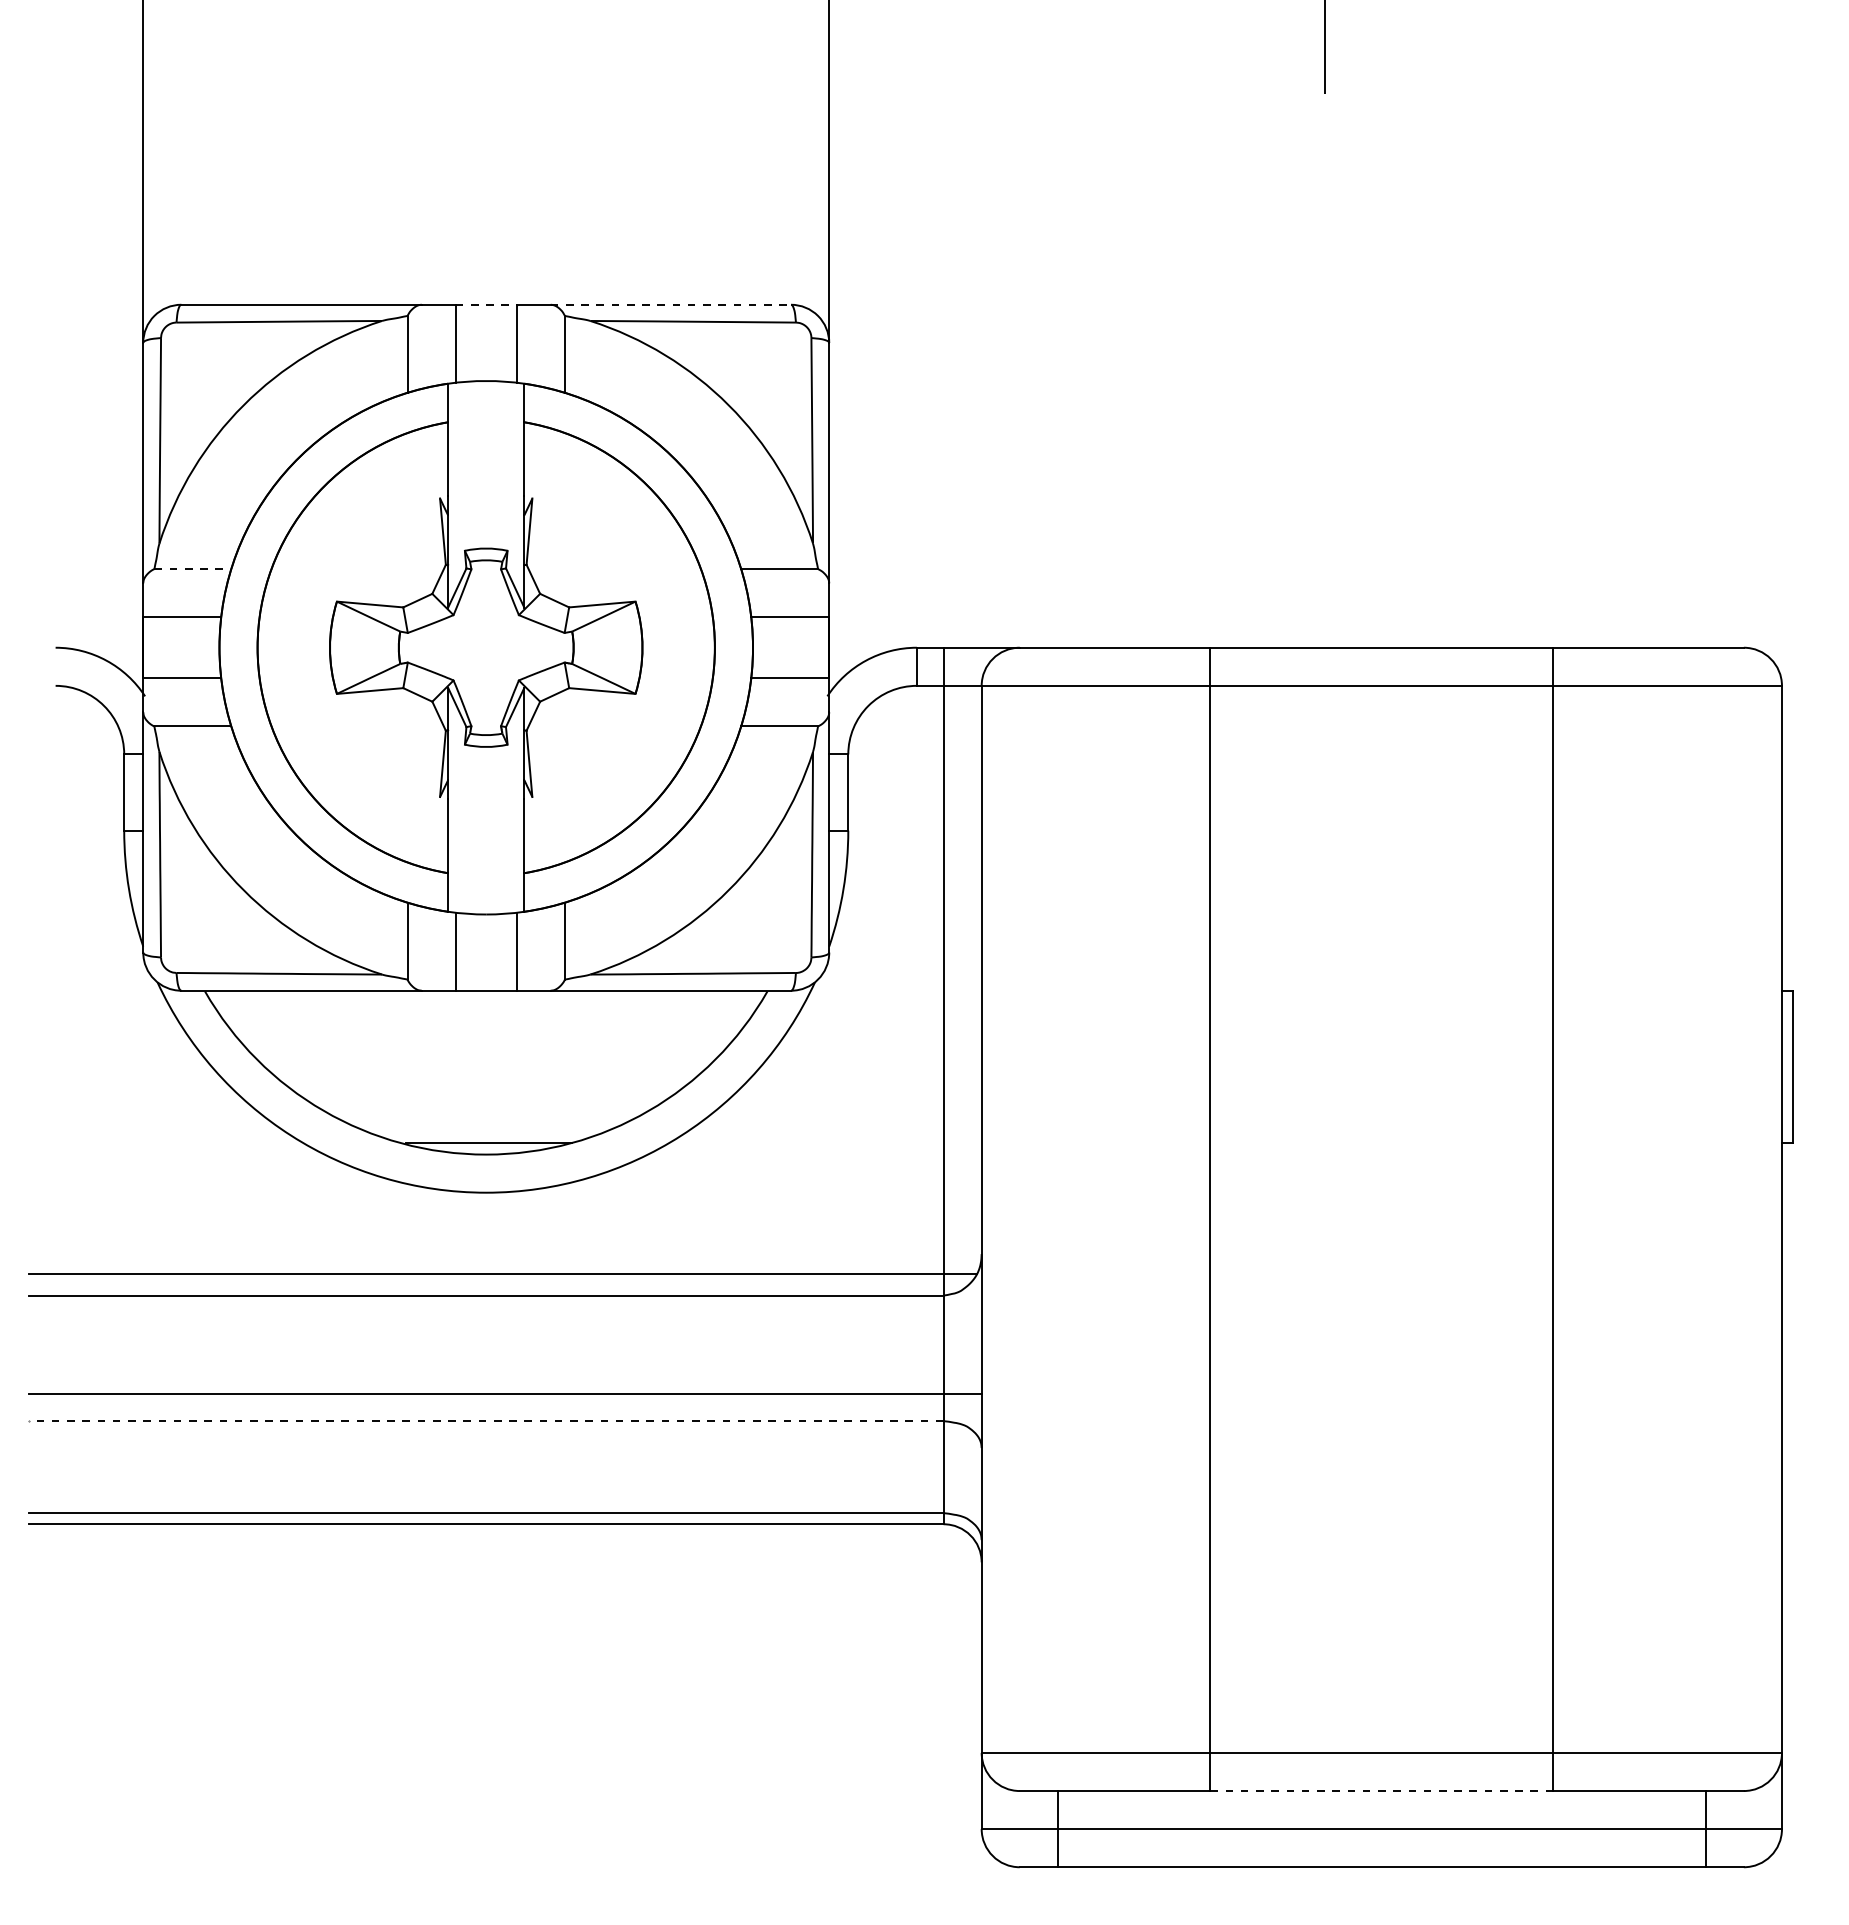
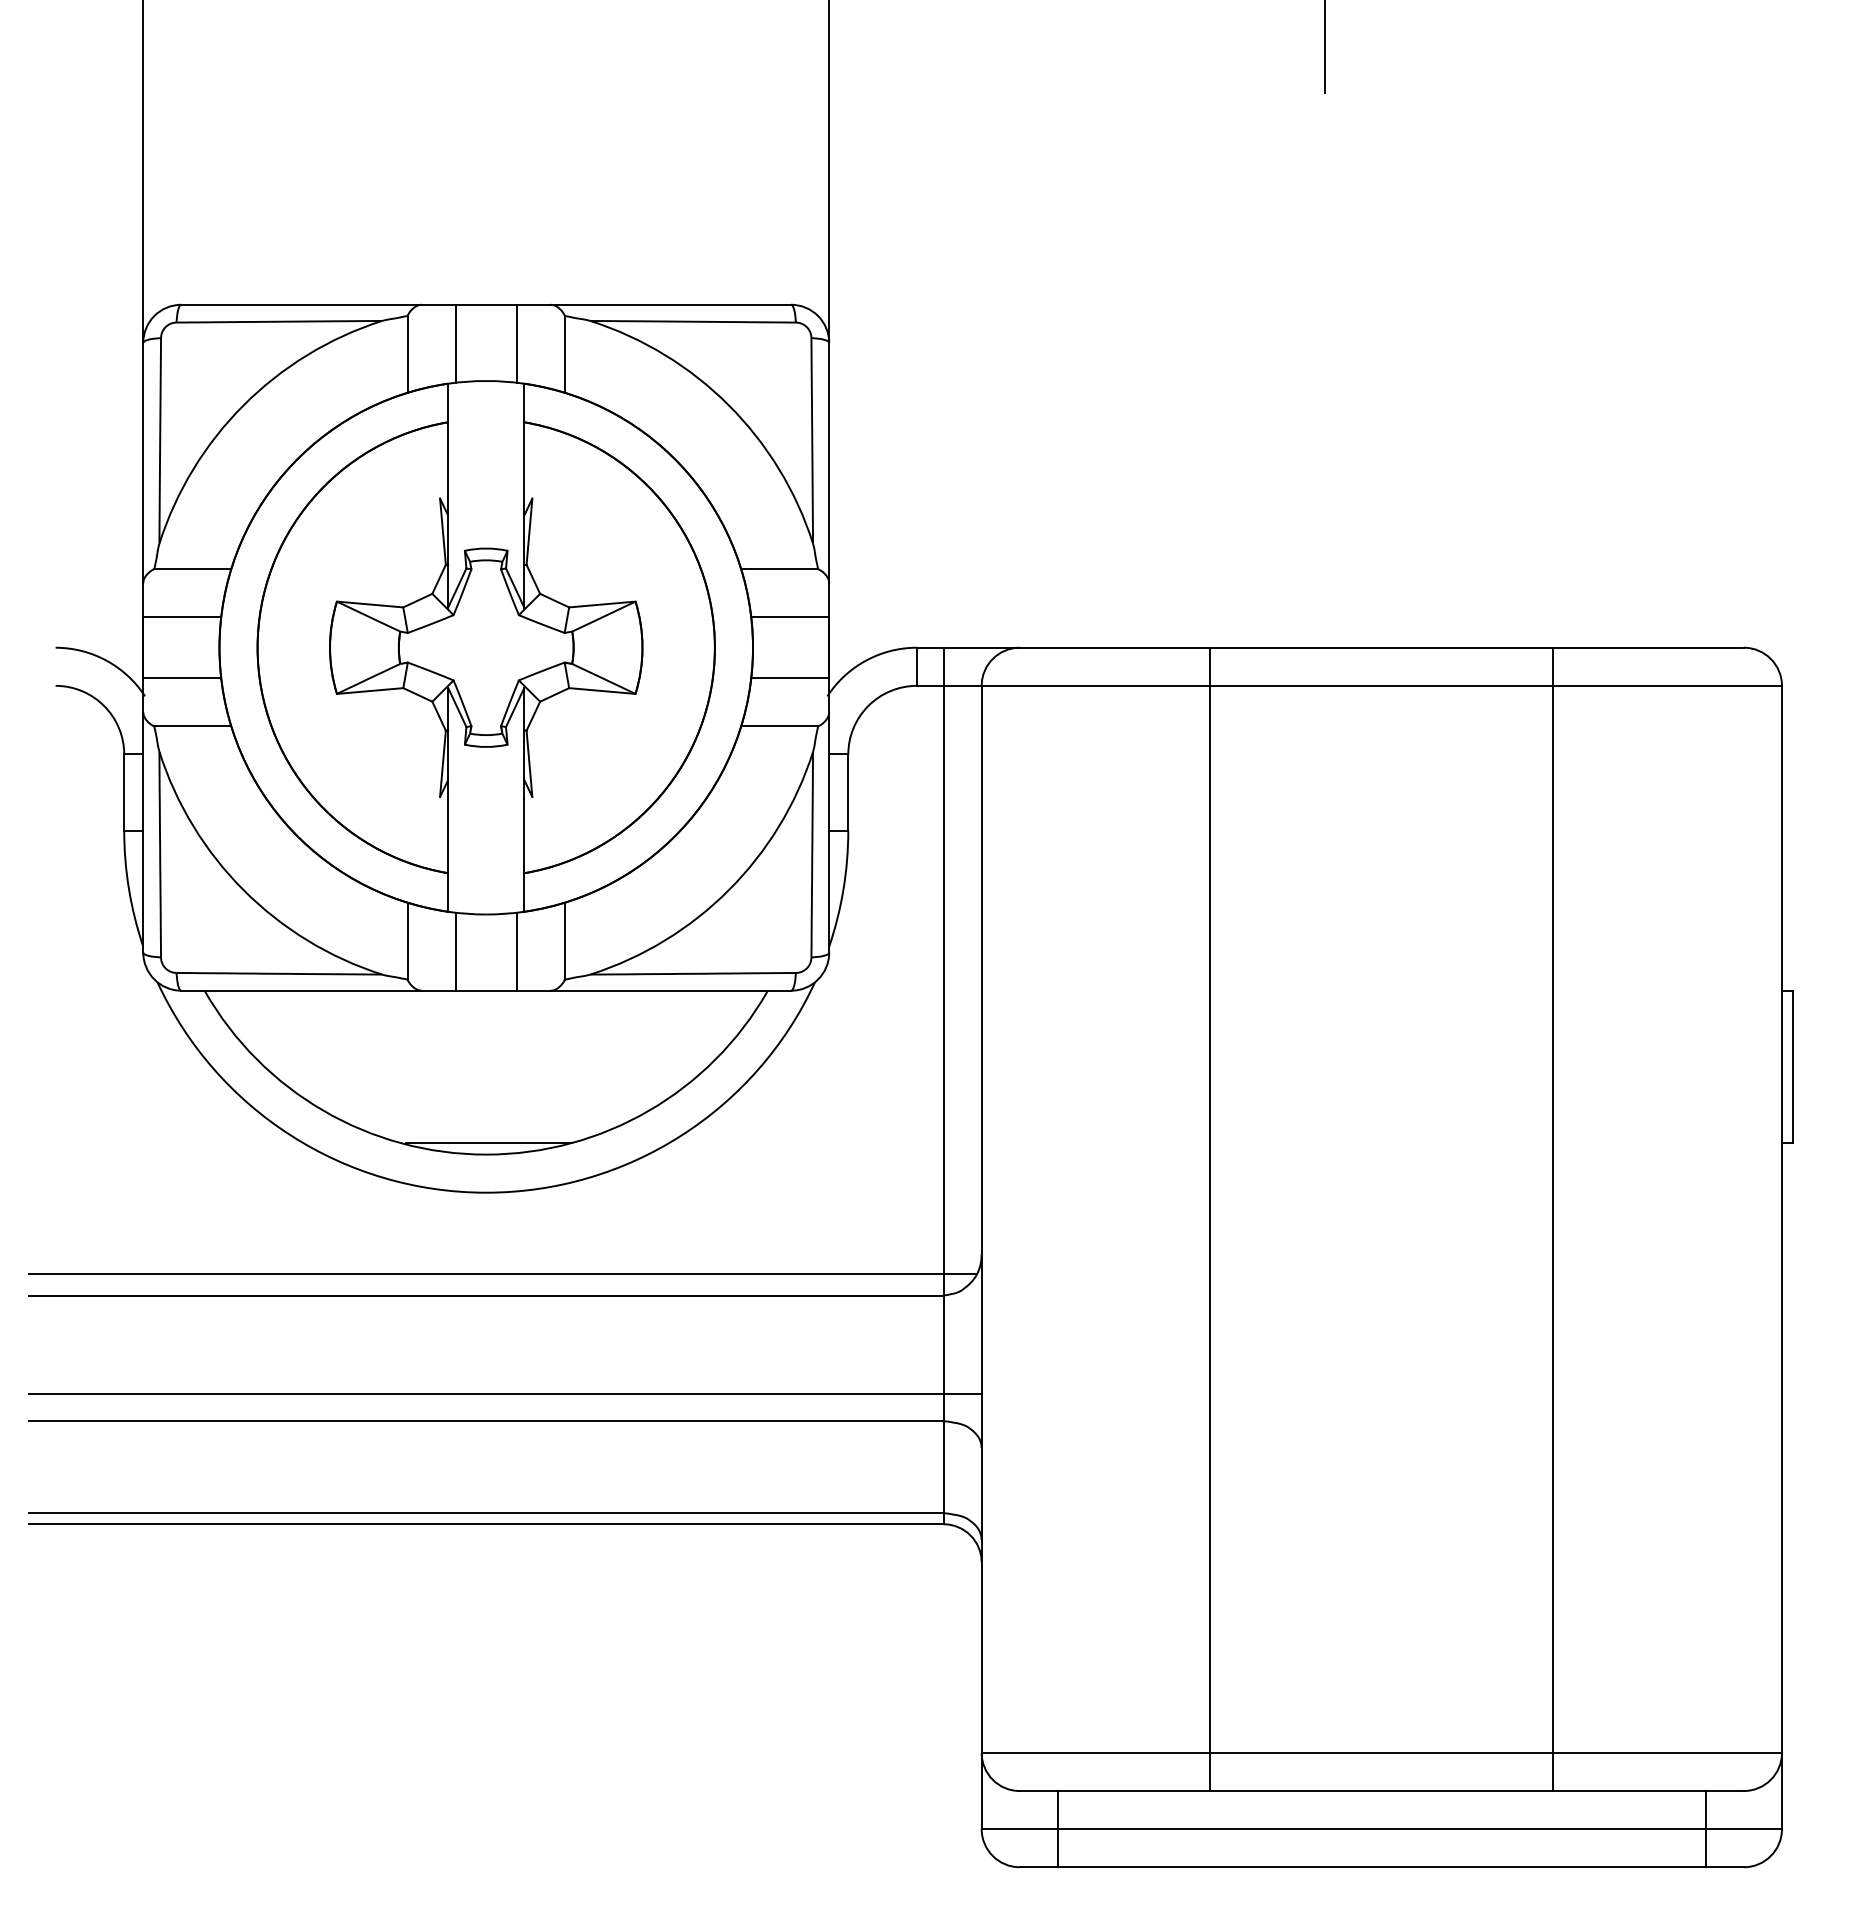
line: dashed -> solid (486, 304)
line: dashed -> solid (671, 304)
line: dashed -> solid (193, 569)
line: dashed -> solid (485, 1421)
line: dashed -> solid (1382, 1791)
